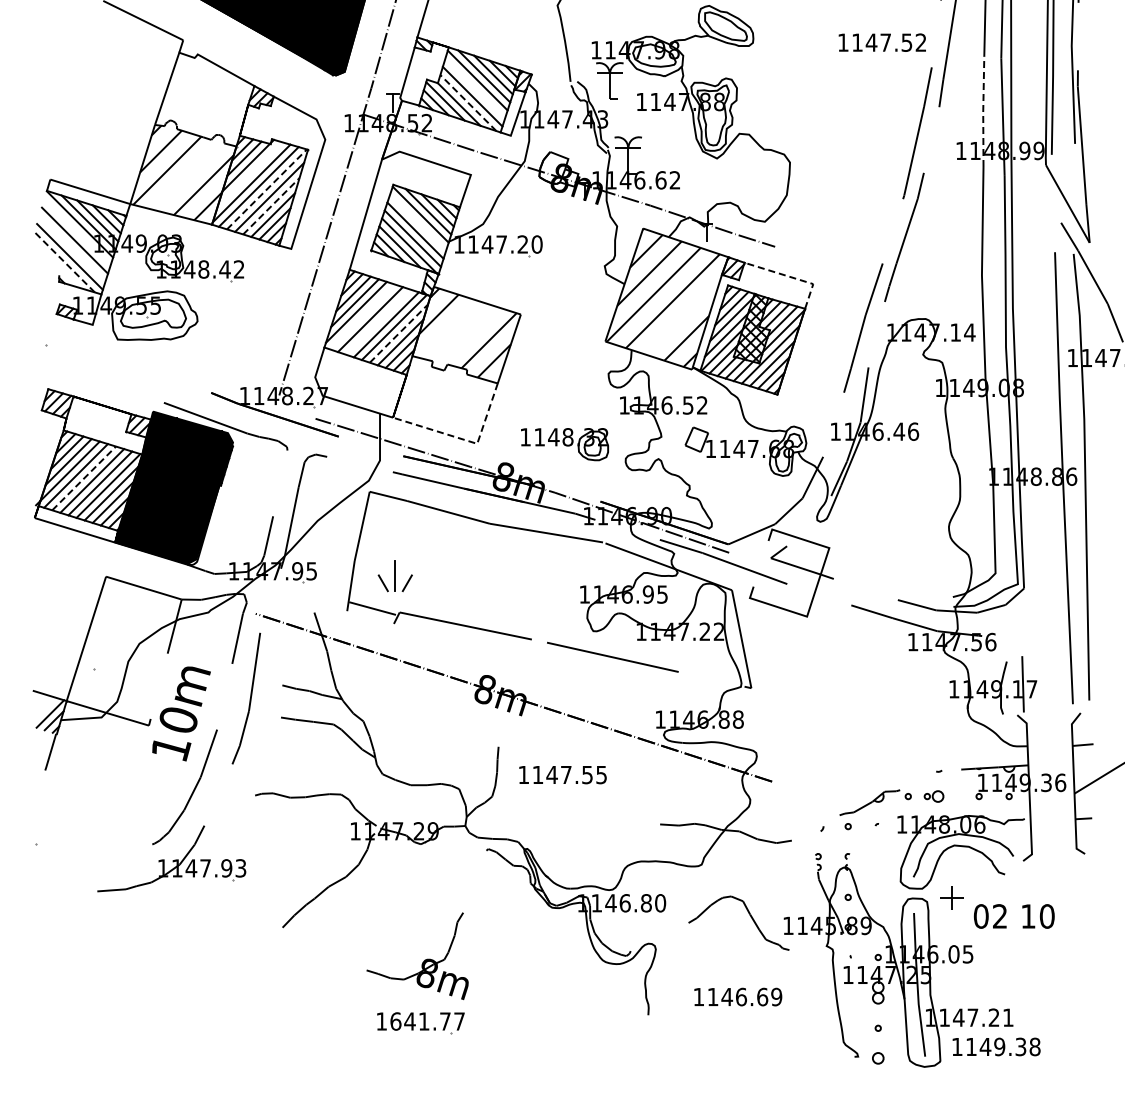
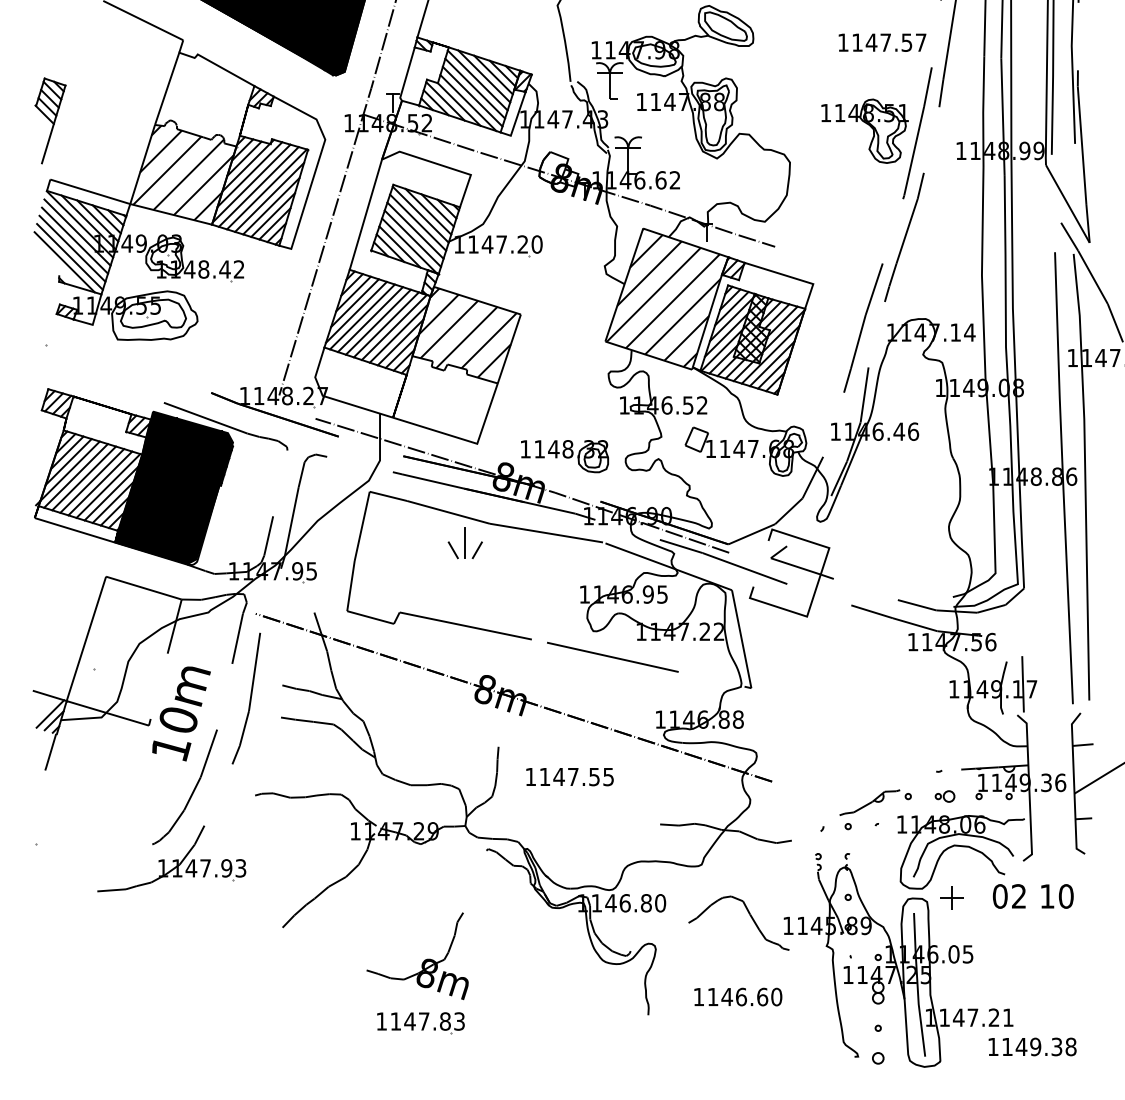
text: 1147.52 -> 1147.57 (920, 42)
line: none -> present (475, 88)
line: dashed -> solid (468, 103)
line: dashed -> solid (983, 112)
part: none -> present (50, 120)
part: none -> present (866, 124)
line: none -> present (188, 174)
line: none -> present (249, 174)
line: dashed -> solid (266, 189)
line: dashed -> solid (271, 206)
line: none -> present (418, 222)
line: none -> present (77, 232)
line: none -> present (72, 248)
line: dashed -> solid (64, 262)
line: dashed -> solid (792, 277)
line: none -> present (362, 316)
line: none -> present (682, 316)
line: none -> present (377, 321)
line: none -> present (449, 329)
line: dashed -> solid (399, 333)
line: none -> present (466, 337)
line: dashed -> solid (465, 440)
part position: (564, 444) -> (564, 456) (564, 456)
line: dashed -> solid (84, 478)
part position: (394, 576) -> (464, 543) (464, 543)
line position: (372, 608) -> (370, 617) (370, 617)
text position: (562, 775) -> (569, 777) (569, 777)
part position: (933, 796) -> (944, 796) (944, 796)
text position: (1013, 916) -> (1032, 896) (1032, 896)
text: 1146.69 -> 1146.60 (776, 997)
text: 1641.77 -> 1147.83 (427, 1021)
text position: (996, 1046) -> (1032, 1046) (1032, 1046)
